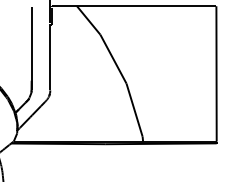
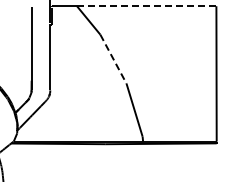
line: solid -> dashed (146, 6)
line: solid -> dashed (113, 59)
